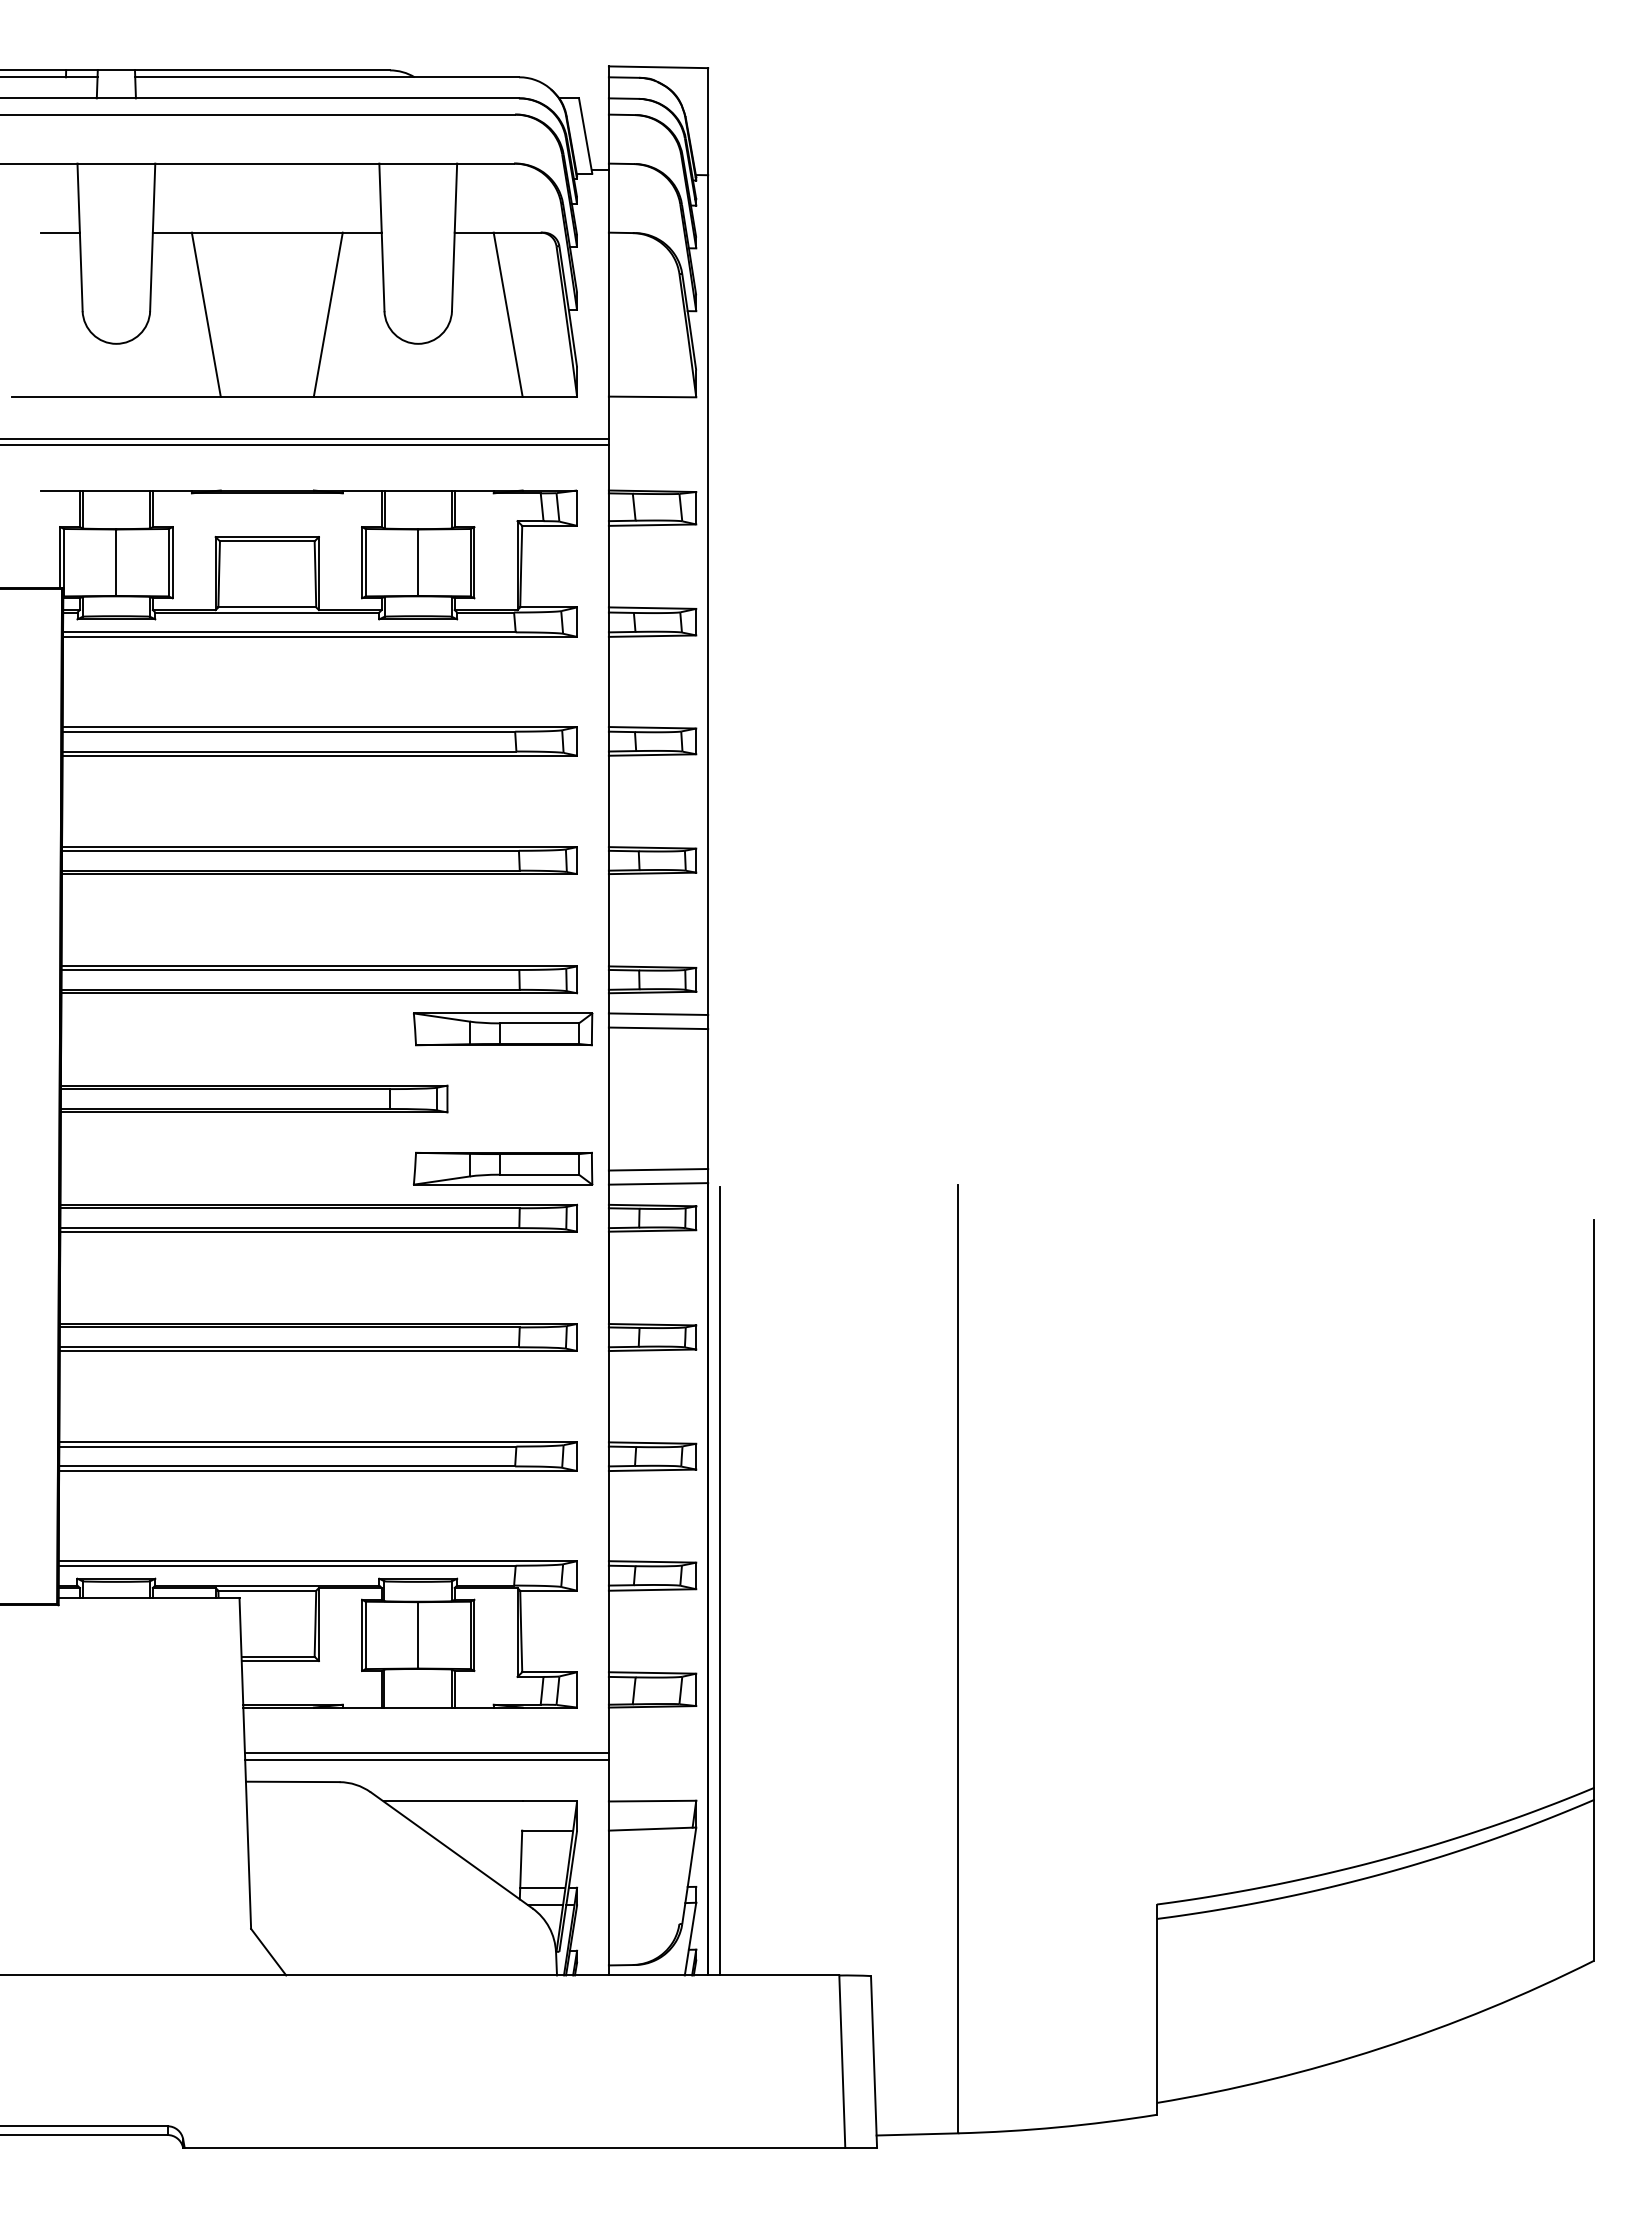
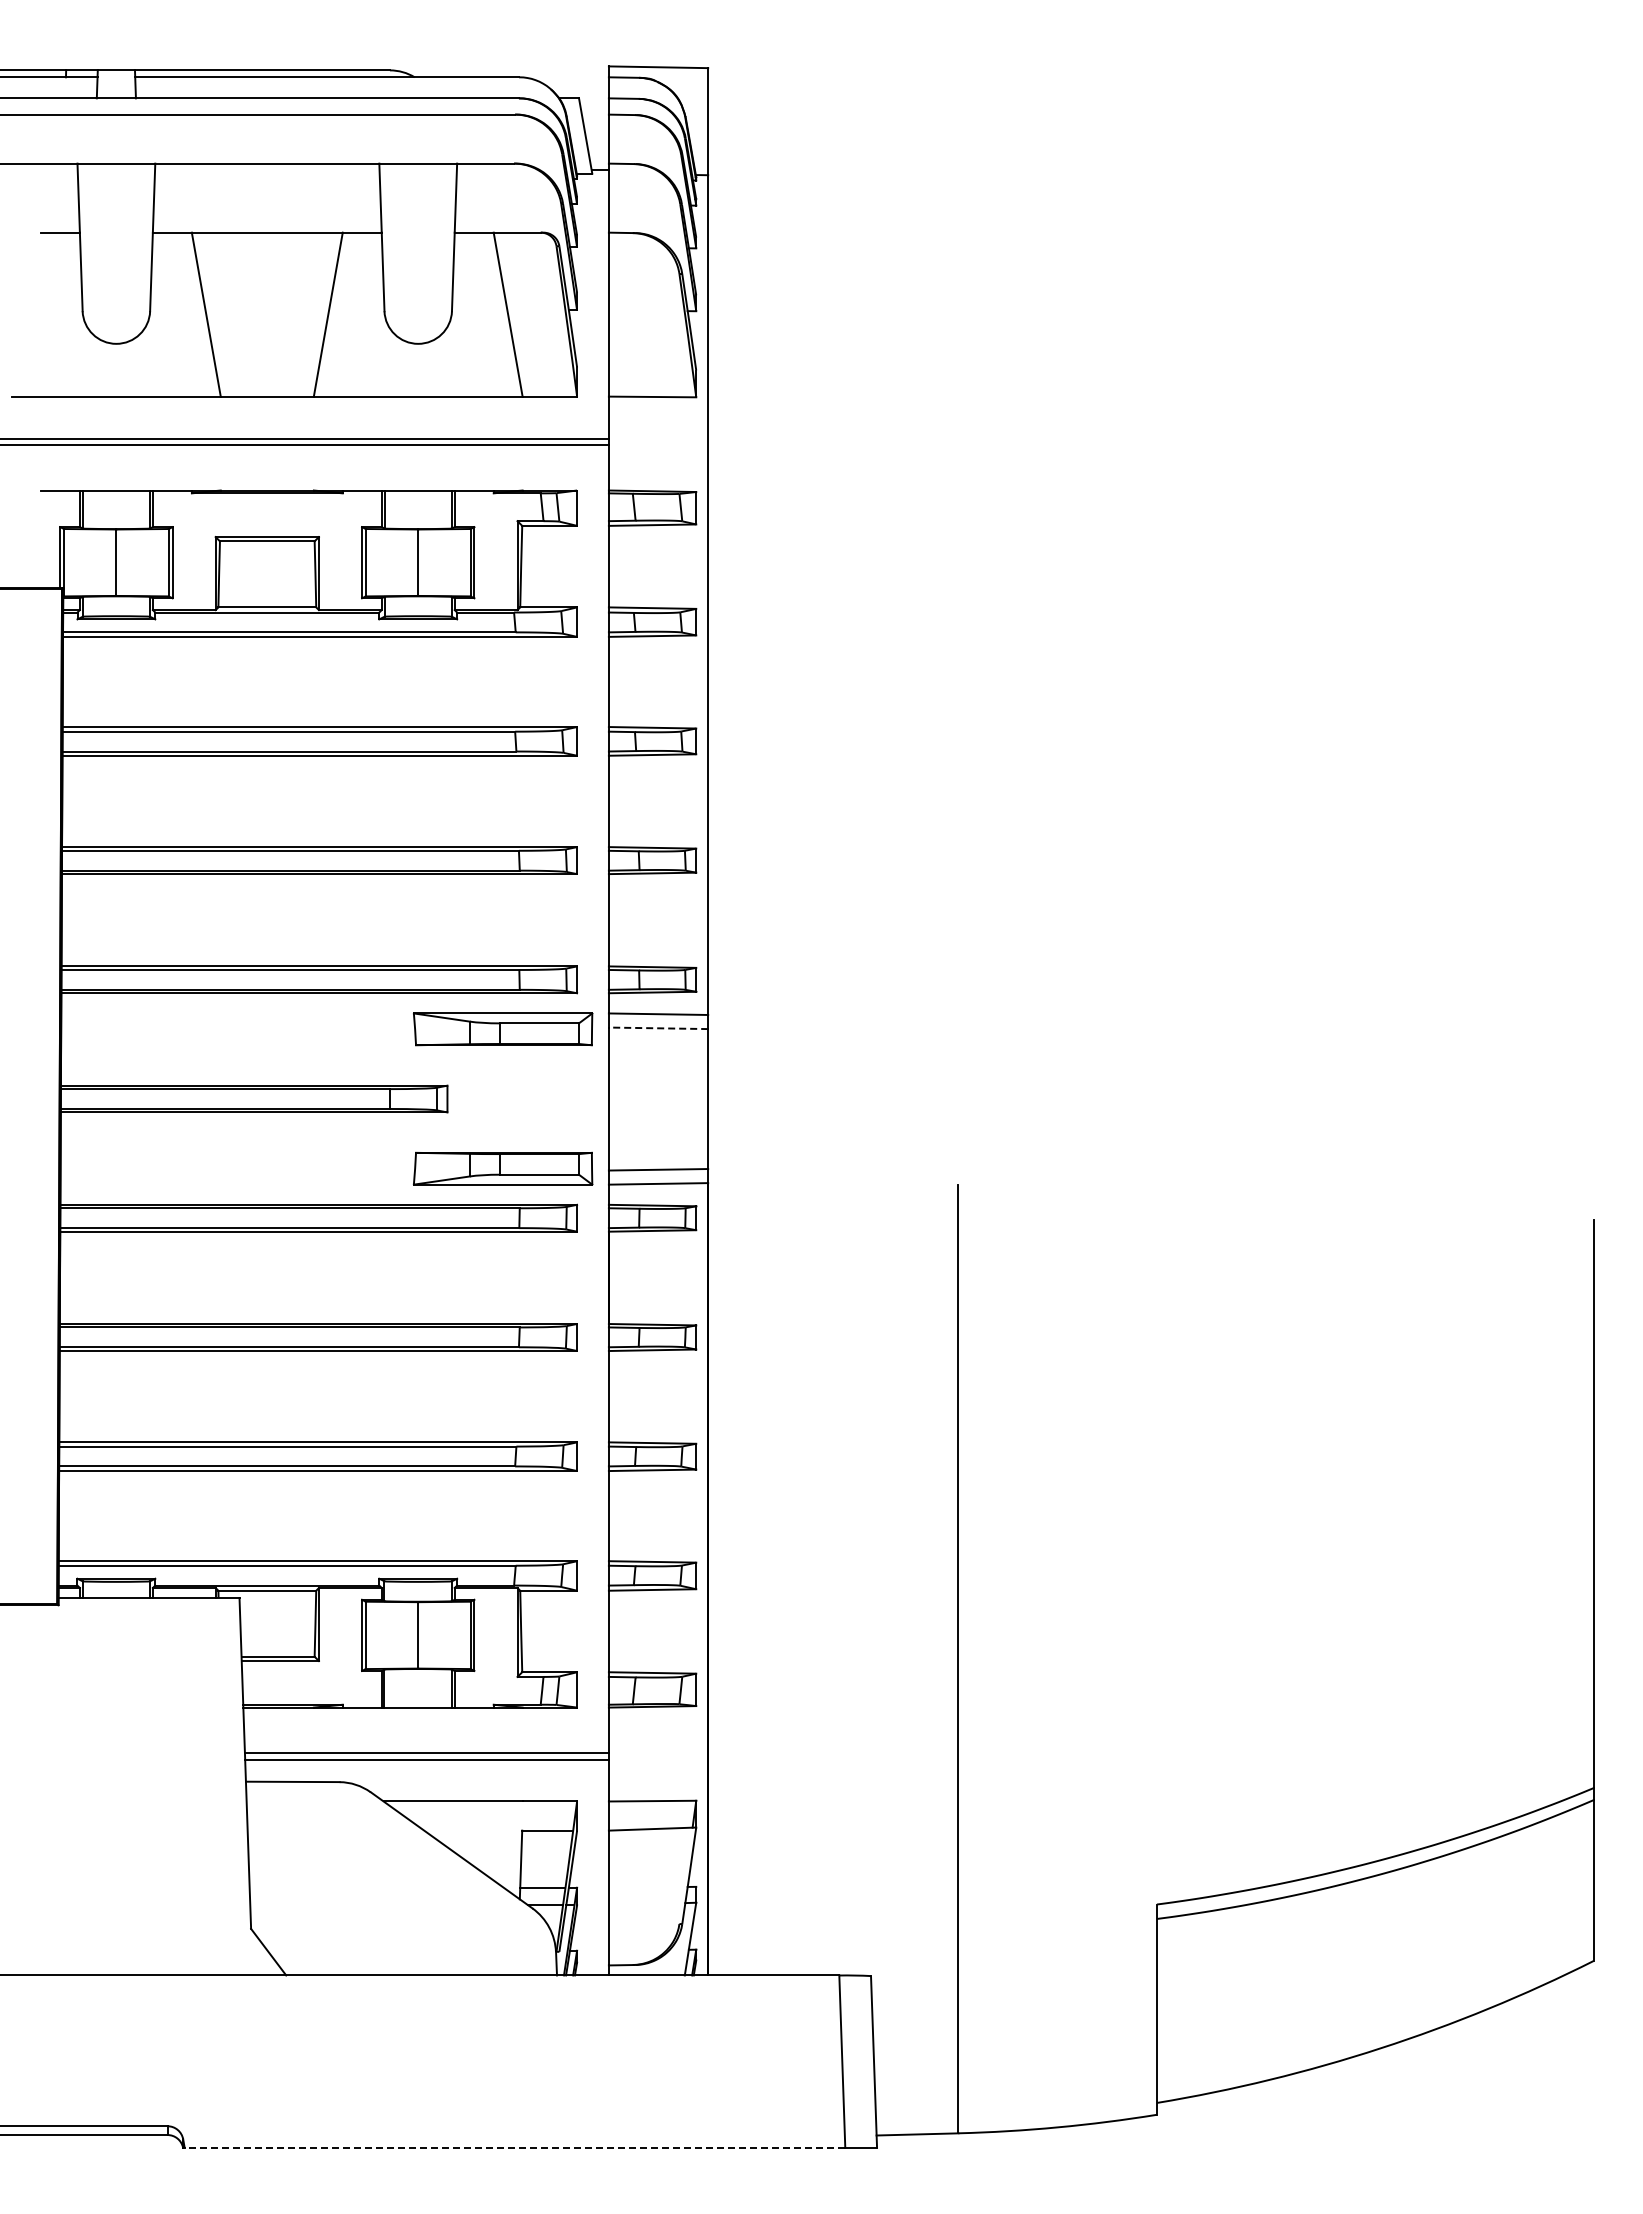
line: solid -> dashed (658, 1028)
line: present -> none (720, 1581)
line: solid -> dashed (514, 2147)
